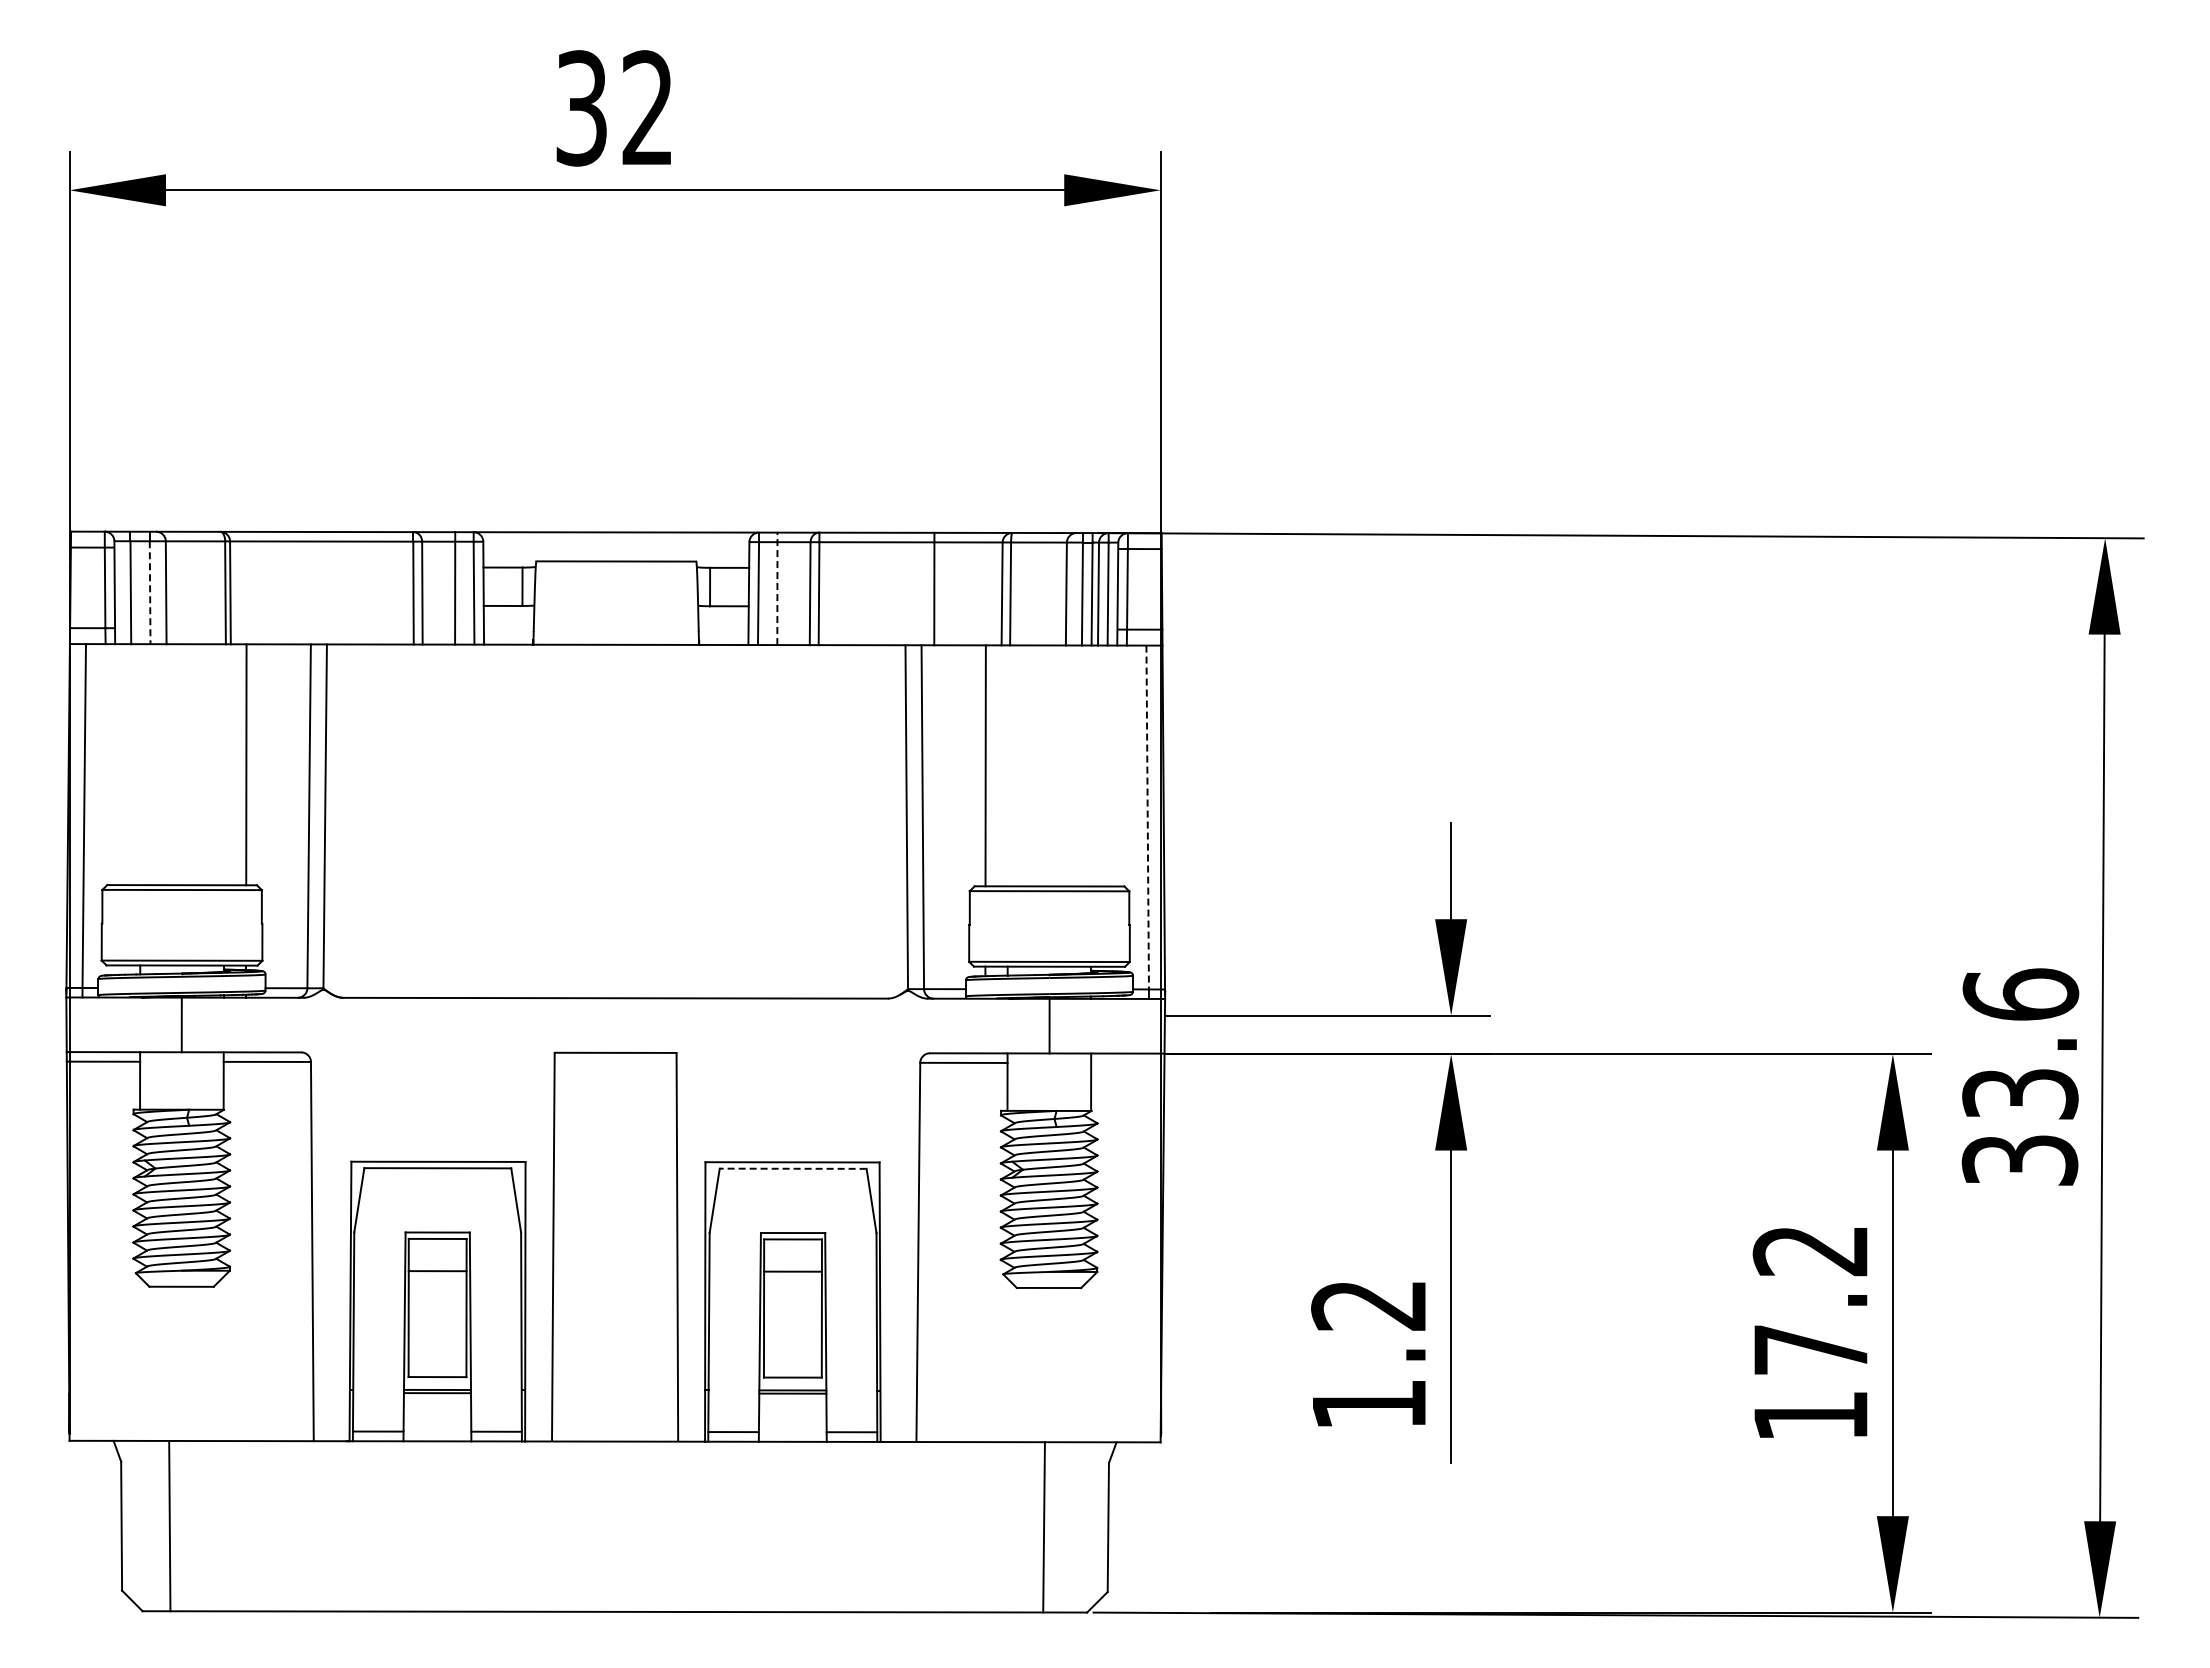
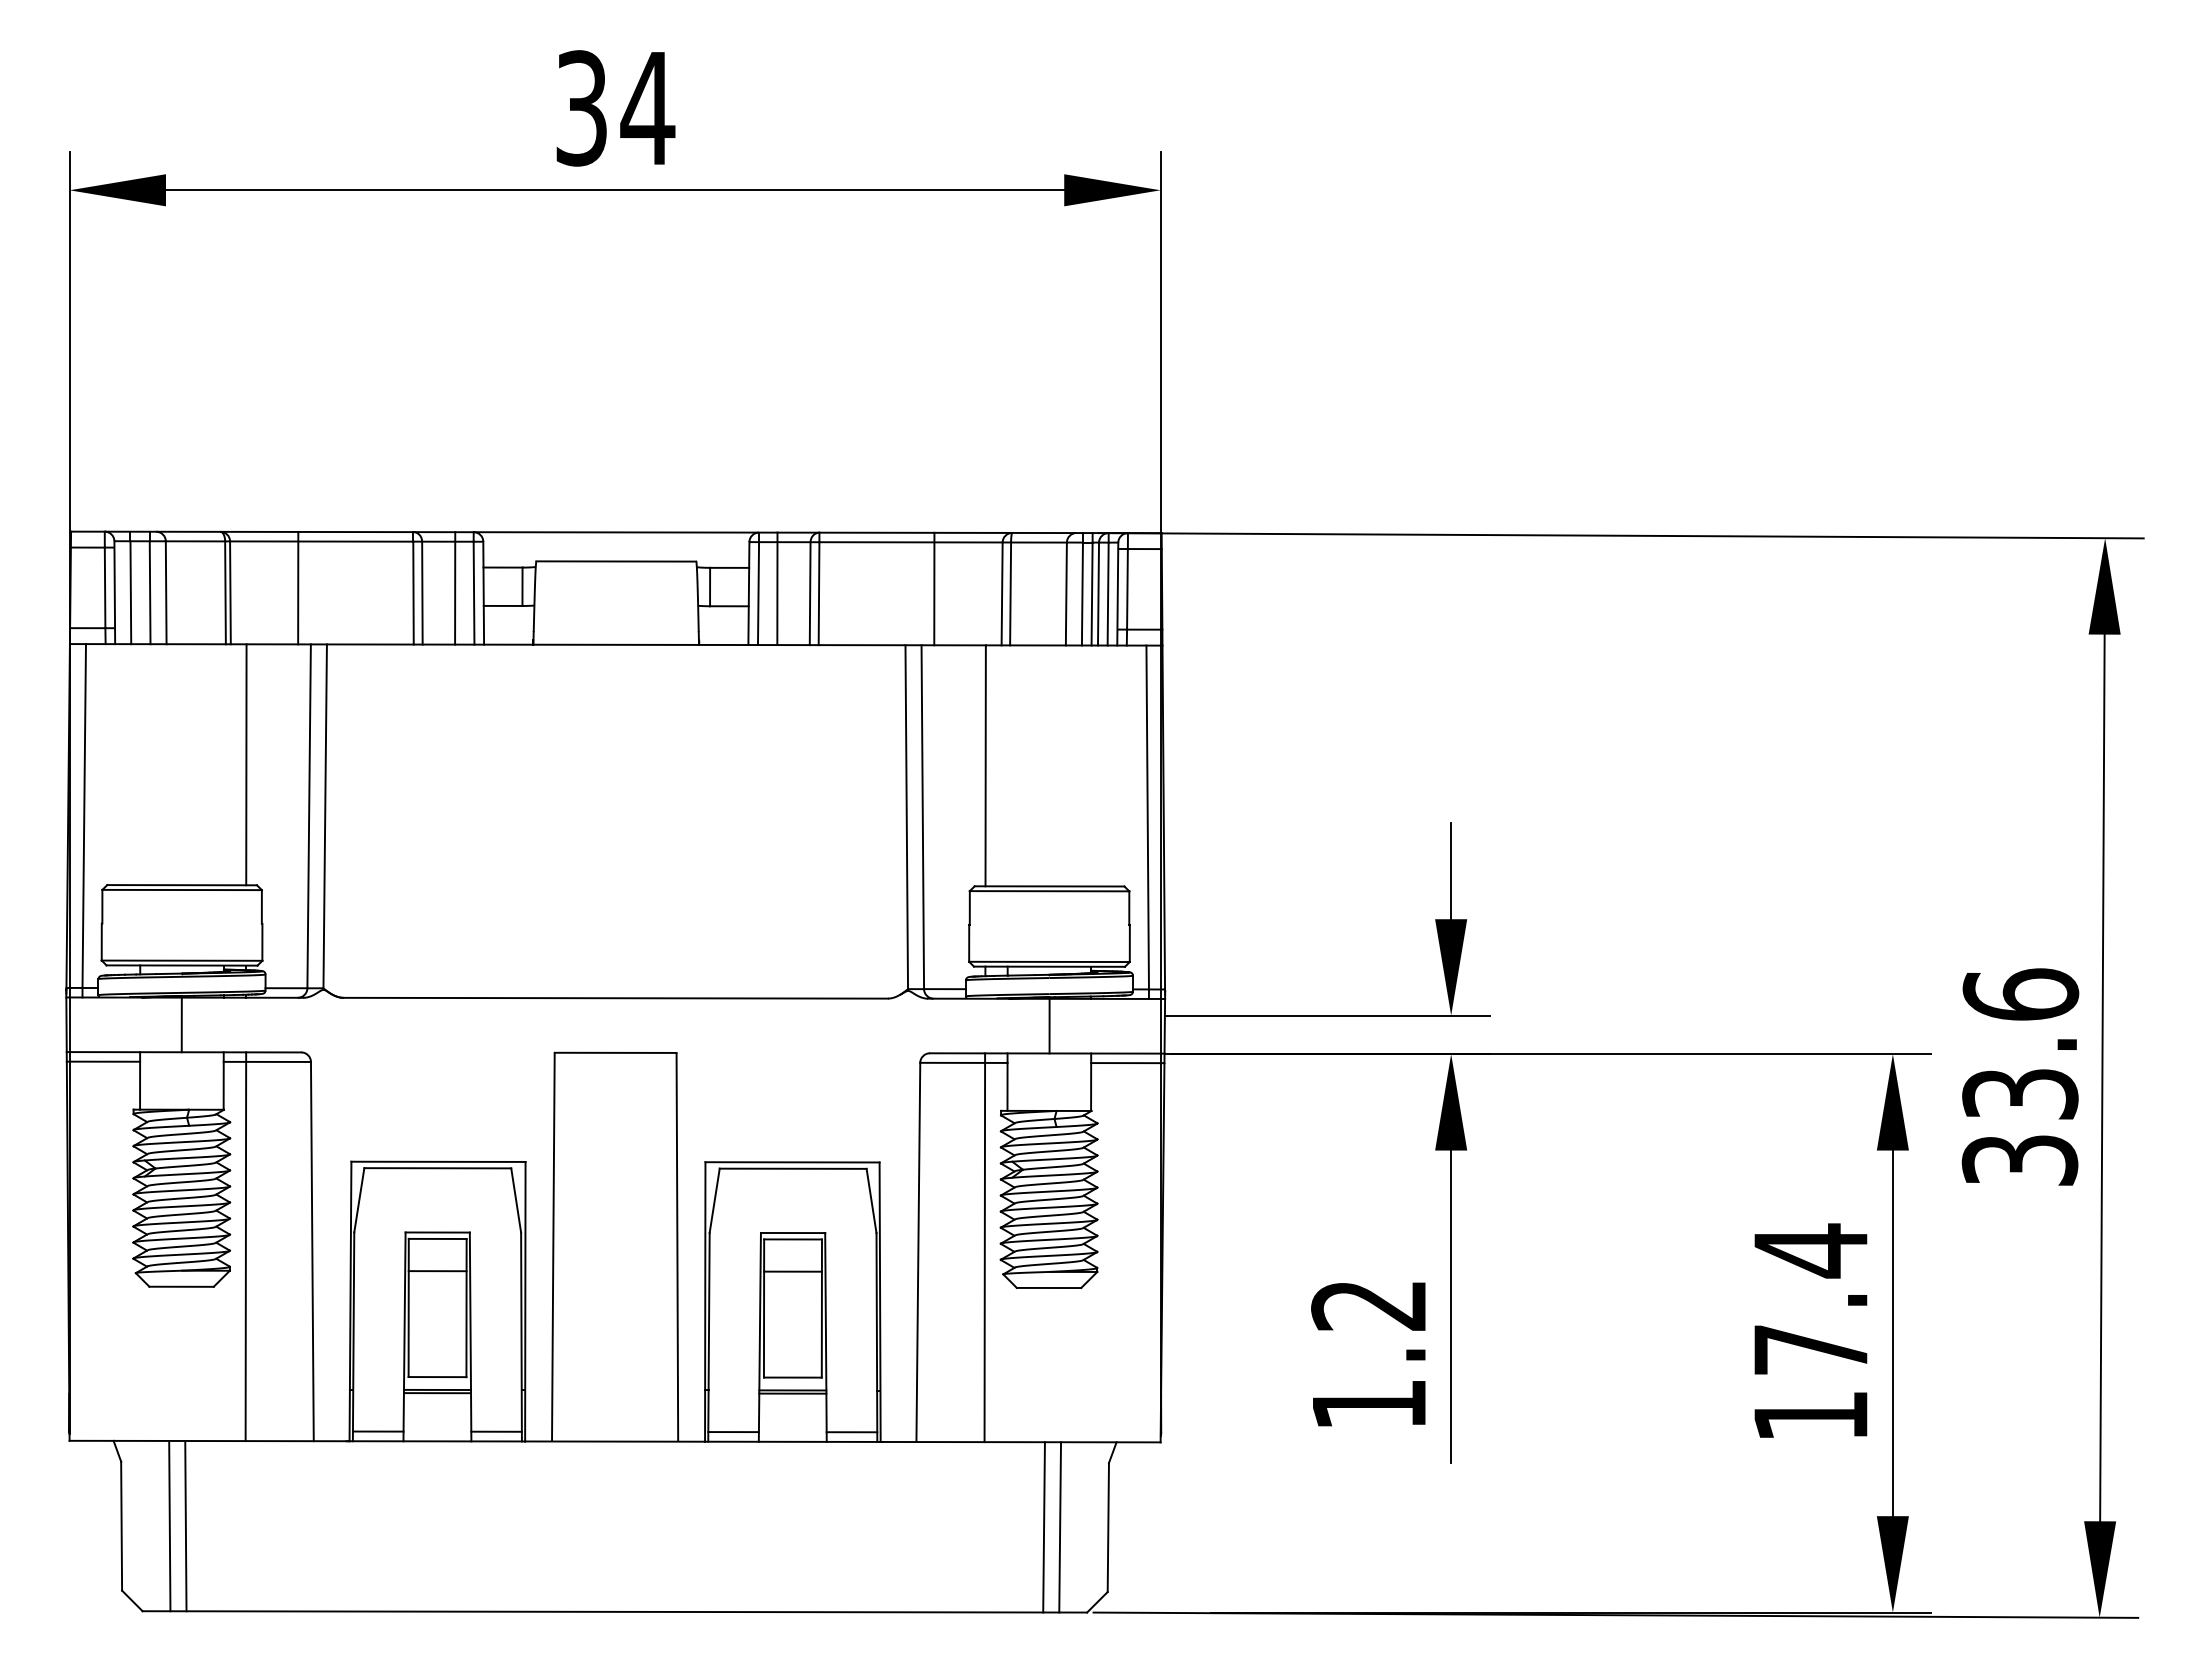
text: 32 -> 34 (647, 107)
line: none -> present (298, 587)
line: dashed -> solid (777, 588)
line: dashed -> solid (150, 593)
line: dashed -> solid (1147, 817)
line: none -> present (1127, 1063)
line: dashed -> solid (792, 1168)
line: none -> present (245, 1246)
line: none -> present (984, 1247)
text: 17.2 -> 17.4 (1809, 1250)
line: none -> present (185, 1526)
line: none -> present (1060, 1527)
